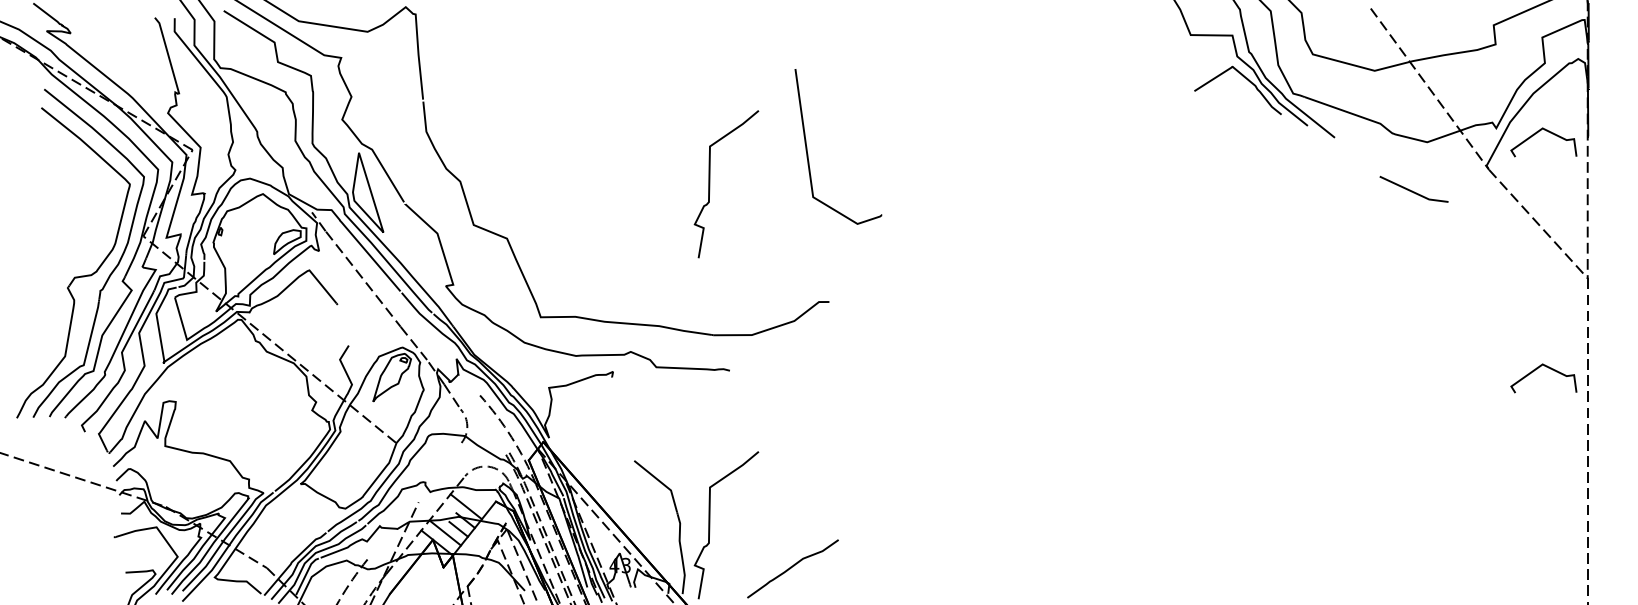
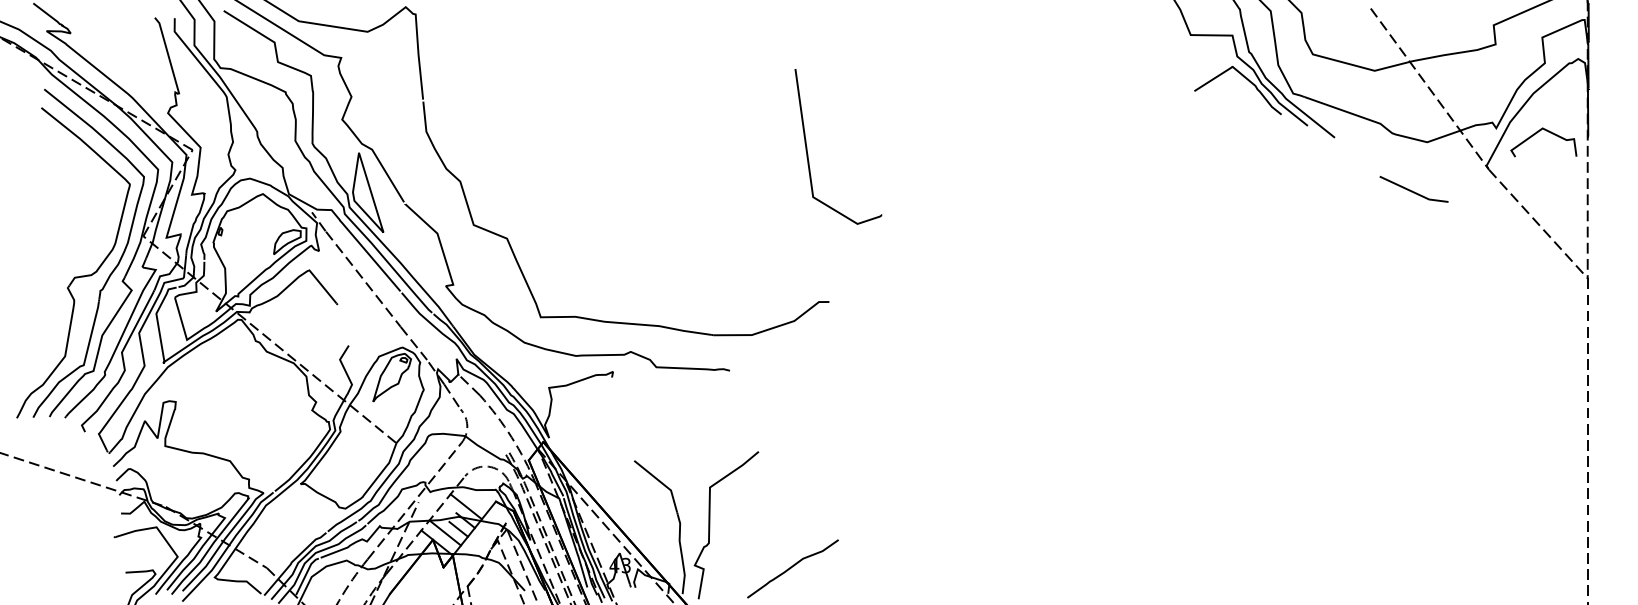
curve: present -> none (710, 184)
curve: present -> none (1537, 369)
line: none -> present (469, 384)
line: none -> present (414, 500)
